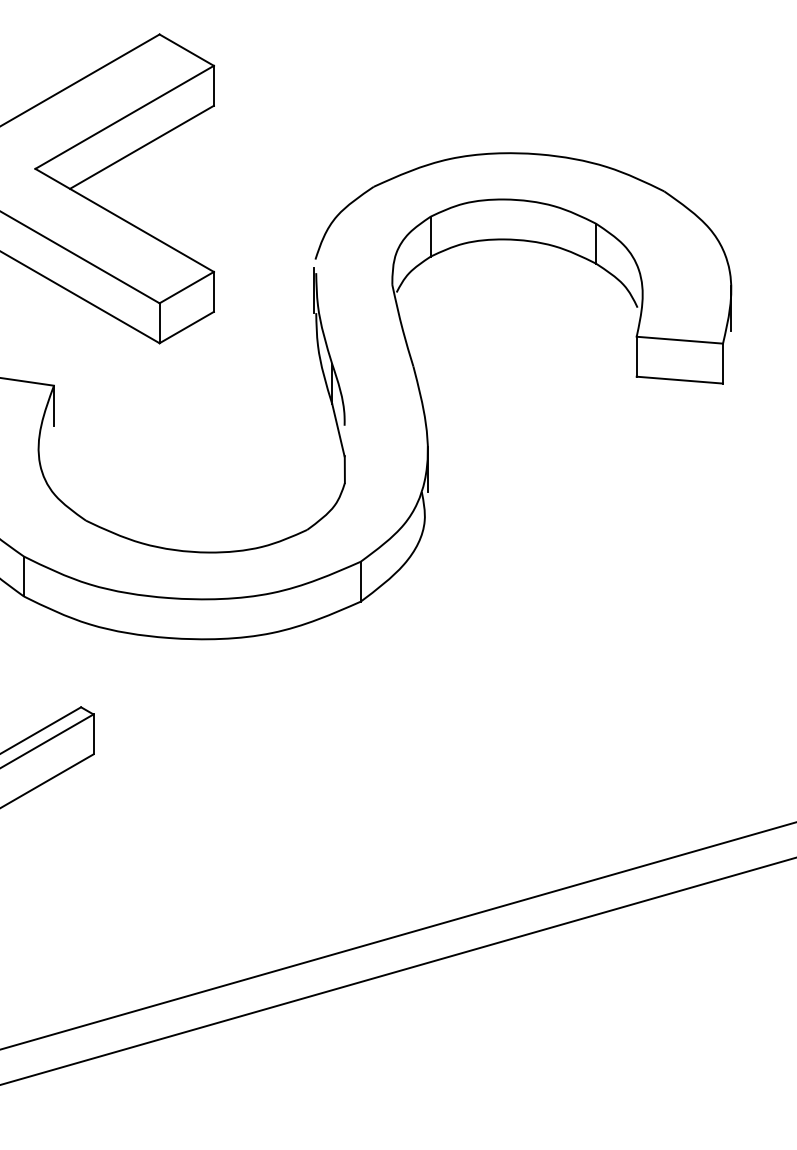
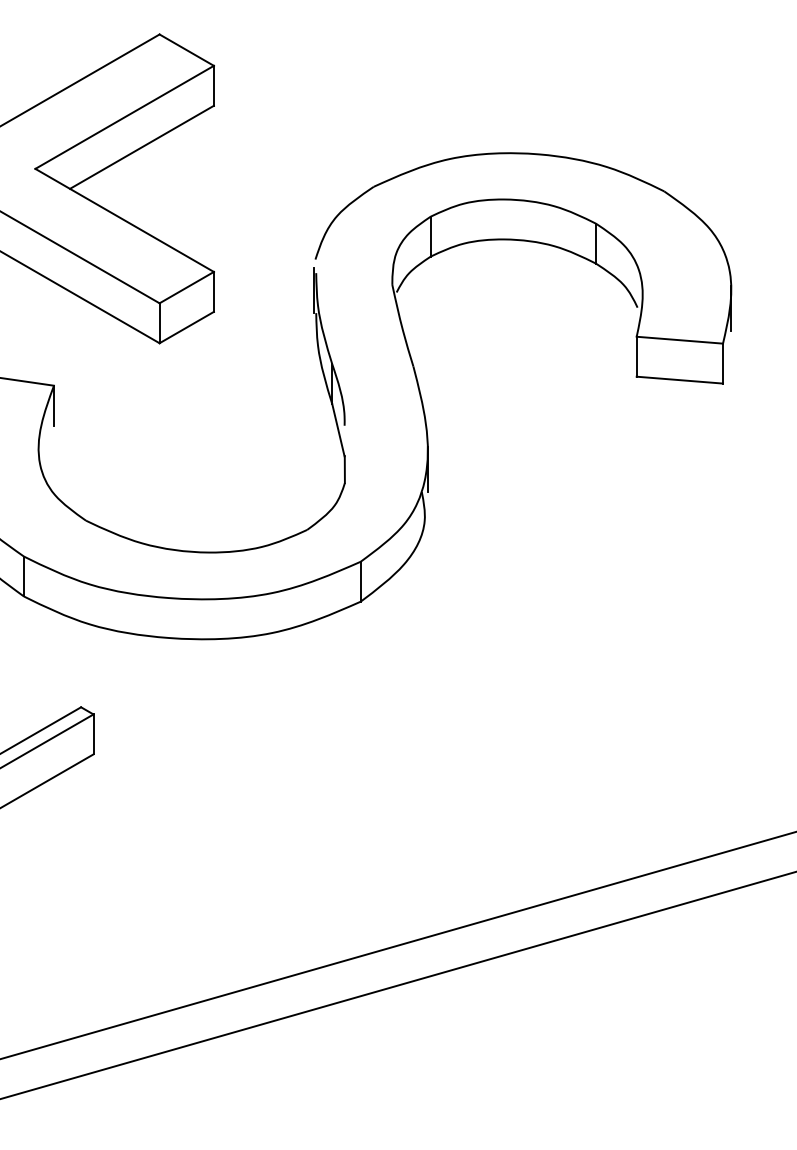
line position: (397, 935) -> (397, 945) (397, 945)
line position: (397, 971) -> (397, 985) (397, 985)
